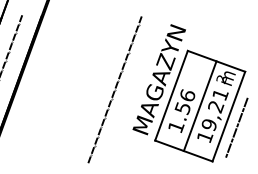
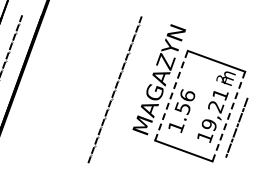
line: solid -> dashed (171, 95)
line: present -> none (199, 106)
line: solid -> dashed (228, 116)
